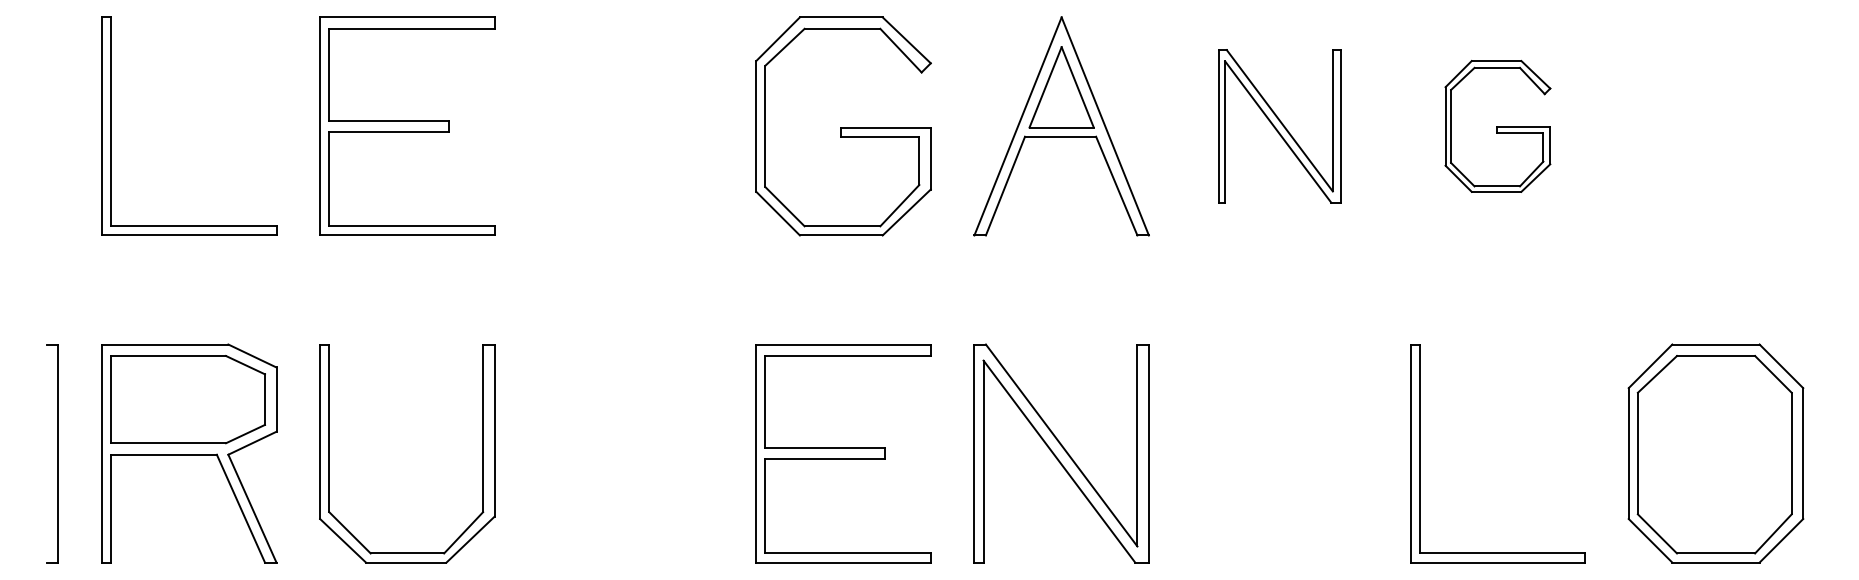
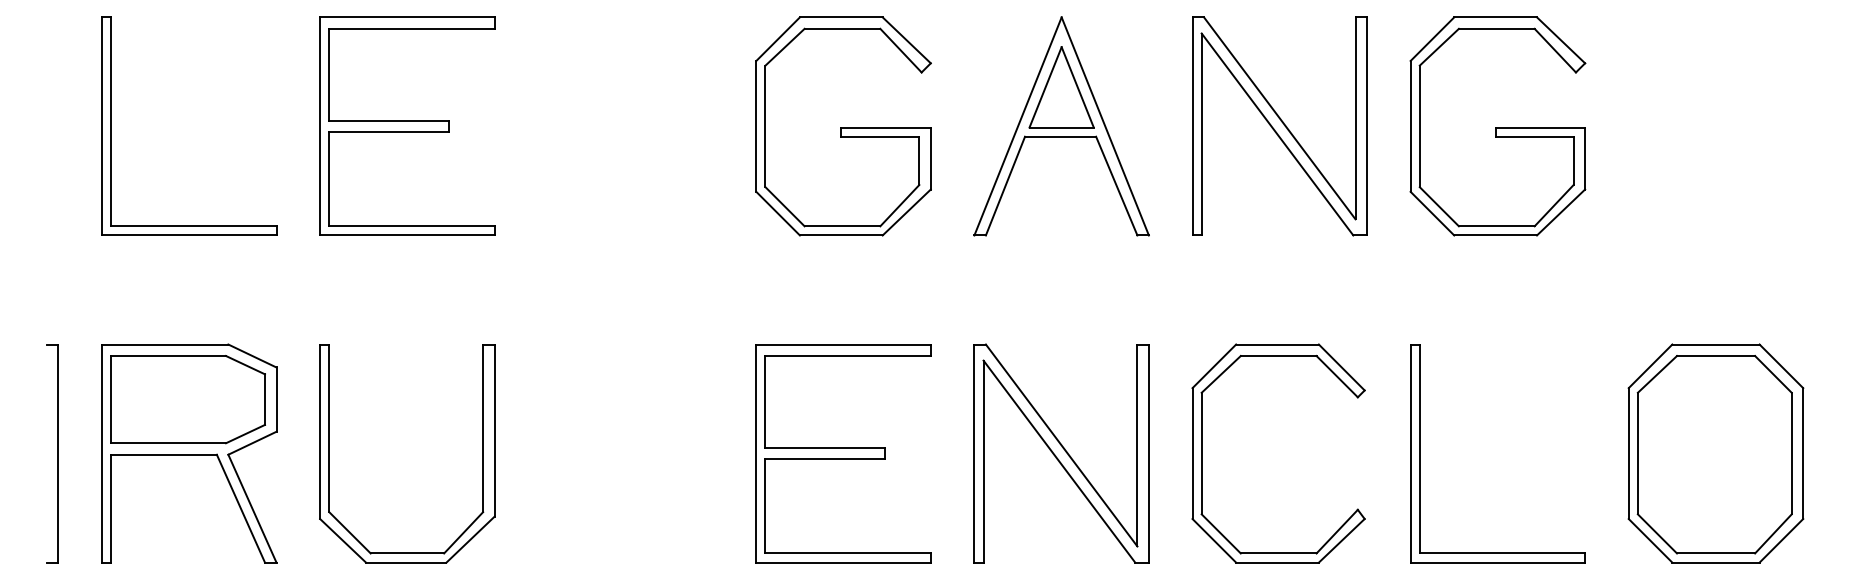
part size: 124x155 px -> 176x221 px (1279, 126)
part size: 108x133 px -> 178x221 px (1497, 126)
part: none -> present (1202, 453)
